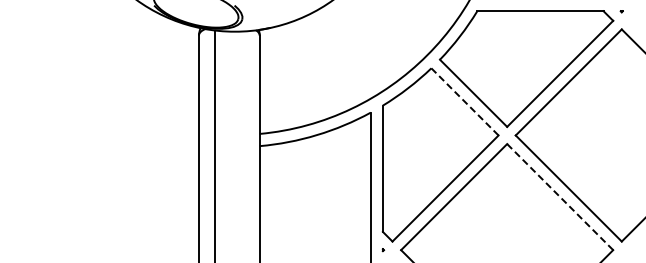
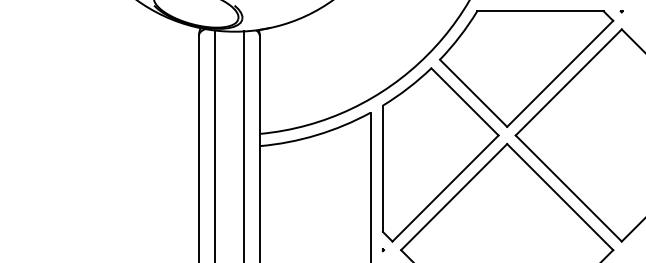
line: dashed -> solid (464, 101)
line: none -> present (243, 145)
line: dashed -> solid (560, 197)
